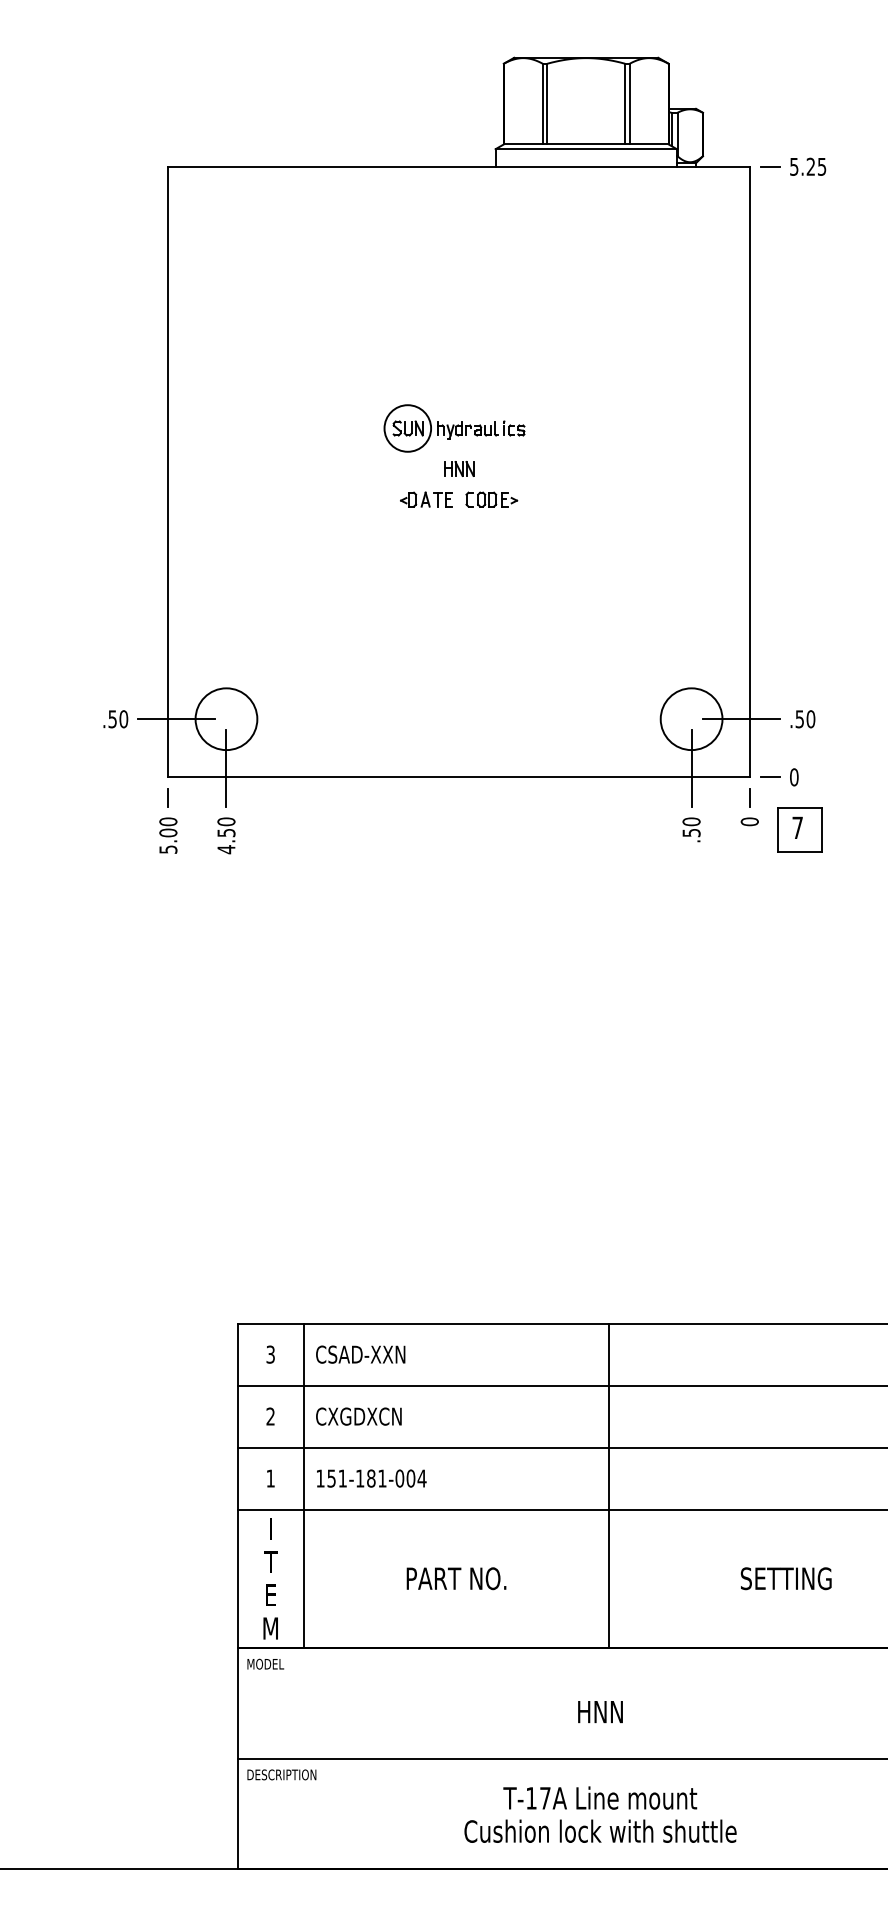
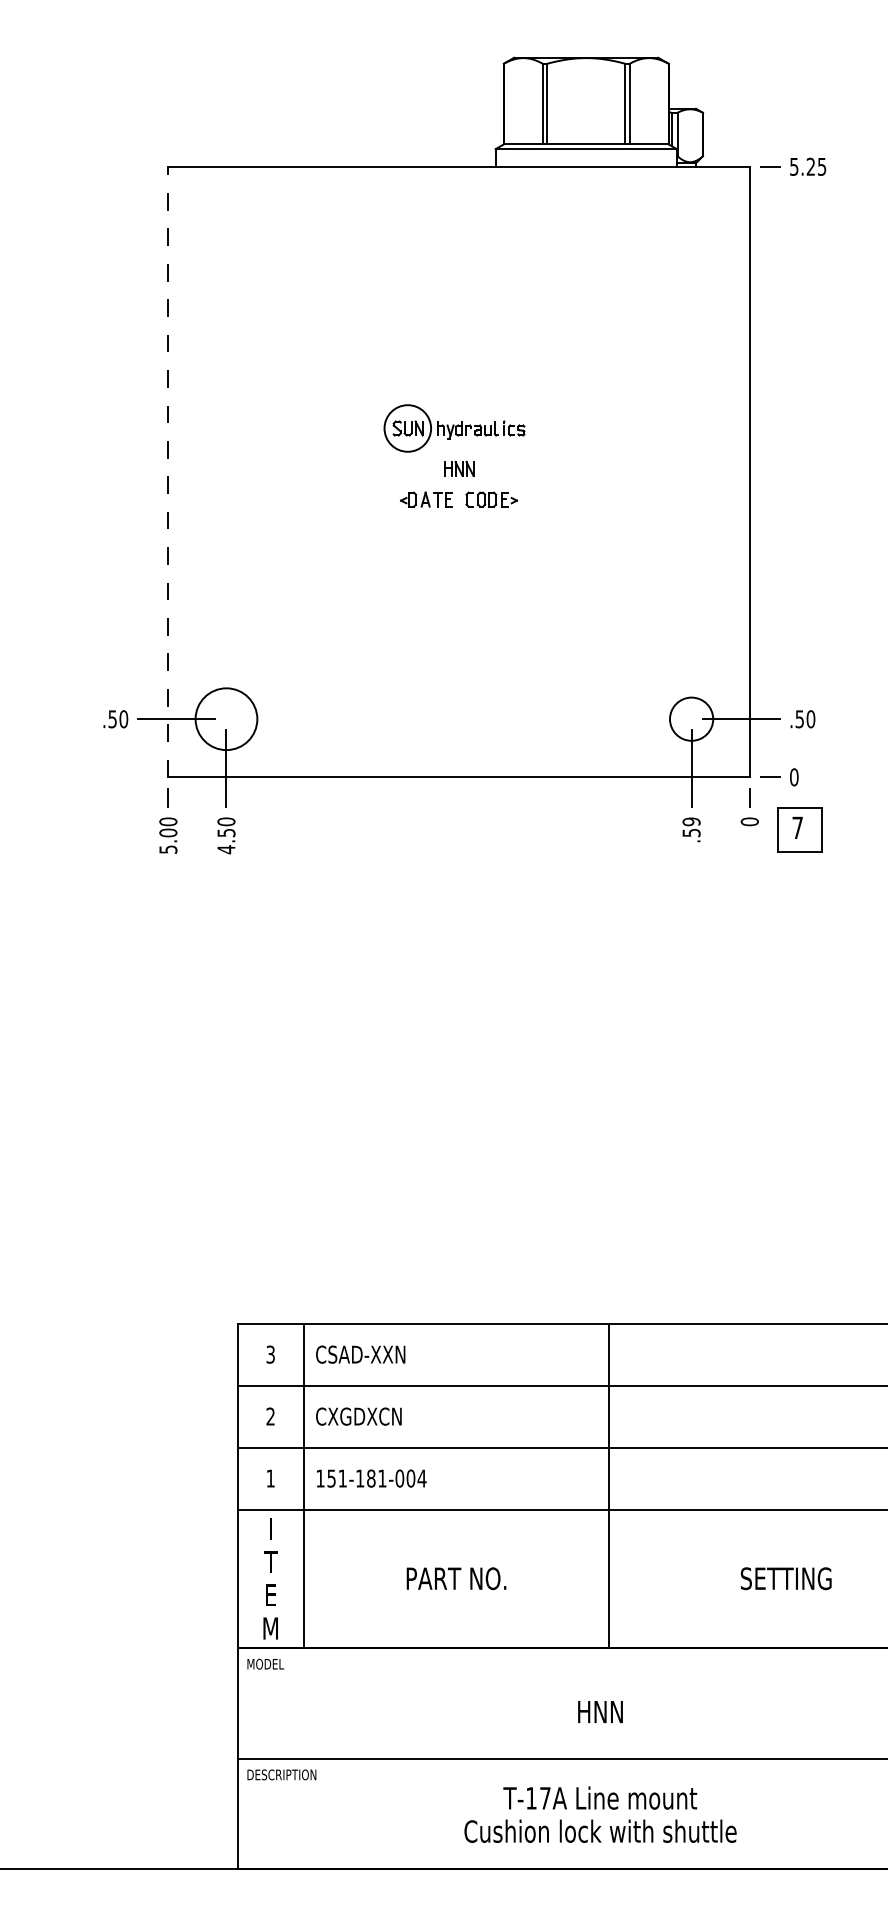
line: solid -> dashed (168, 471)
circle diameter: 62 px -> 43 px (691, 718)
text: .50 -> .59 (691, 821)
